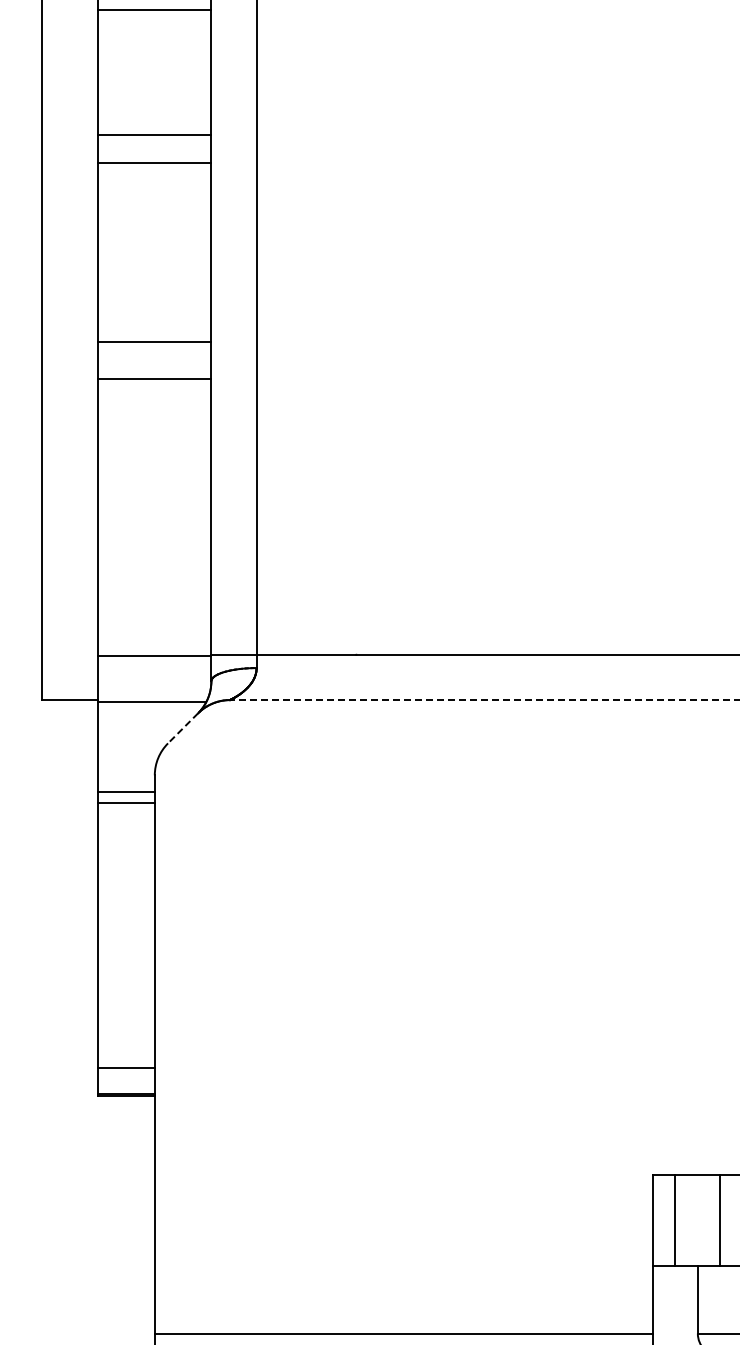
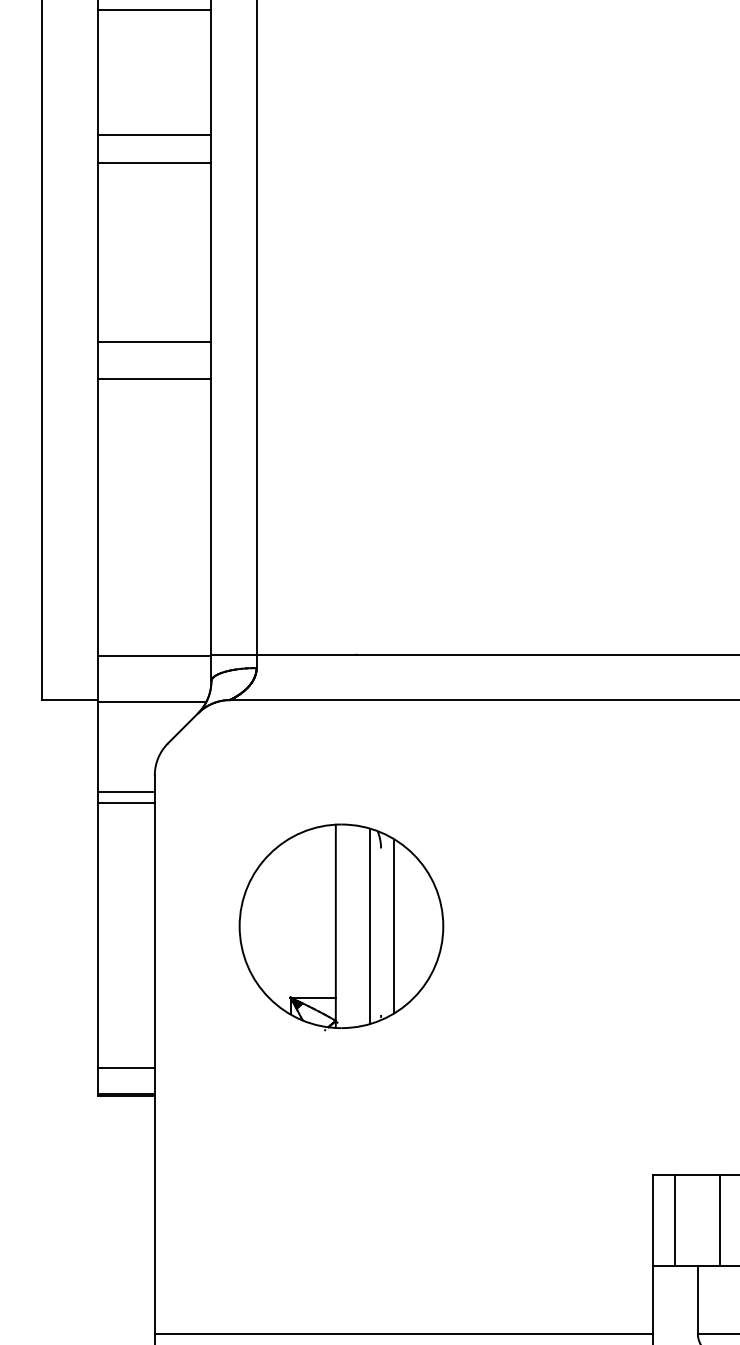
line: dashed -> solid (484, 700)
line: dashed -> solid (182, 728)
part: none -> present (341, 927)
